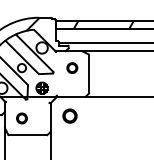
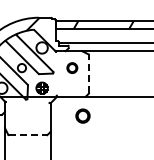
line: solid -> dashed (89, 74)
circle position: (69, 115) -> (82, 115) (82, 115)
part: present -> none (21, 118)
line: solid -> dashed (27, 135)
